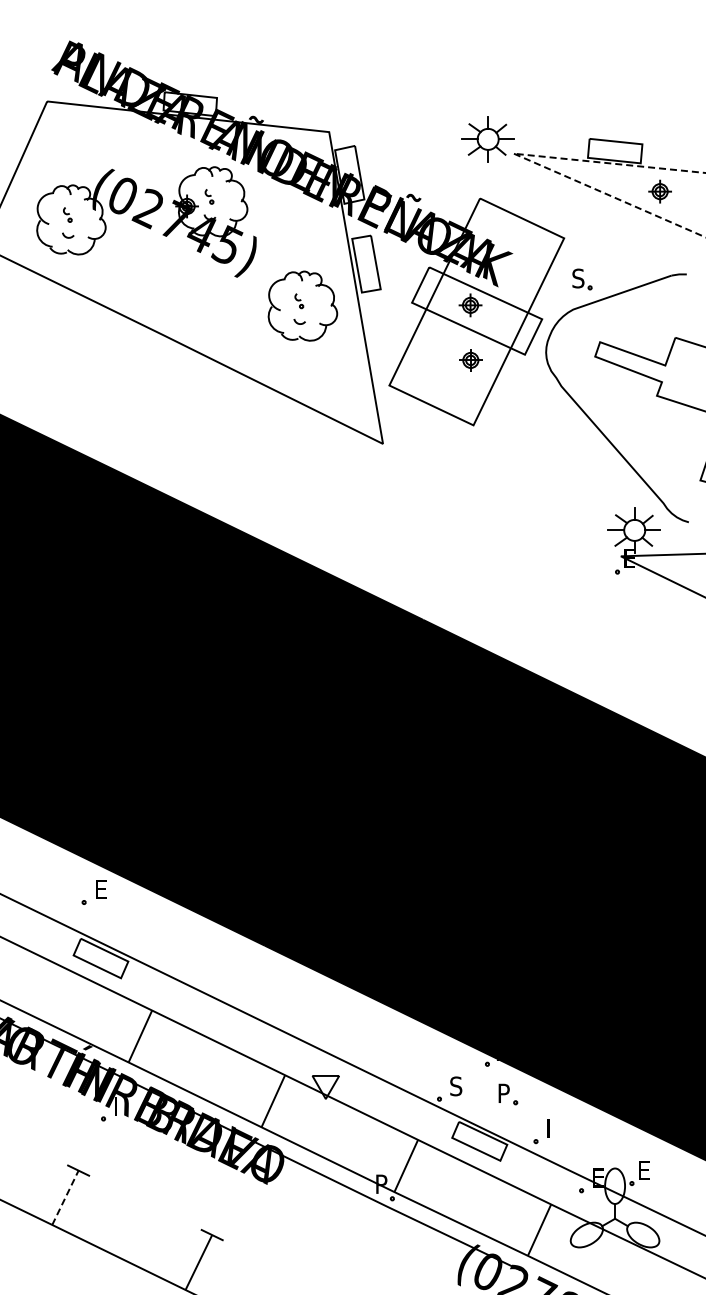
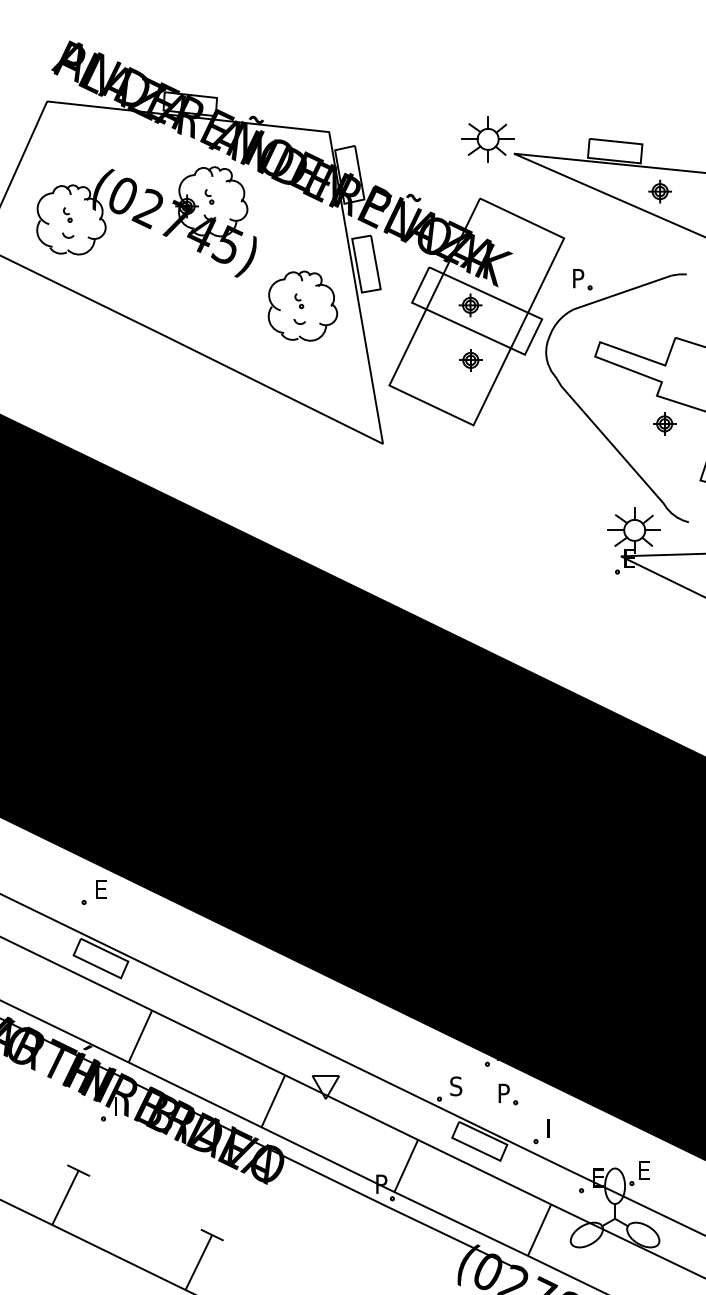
line: dashed -> solid (698, 234)
text: S -> P (578, 278)
part: none -> present (664, 423)
line: dashed -> solid (65, 1197)
